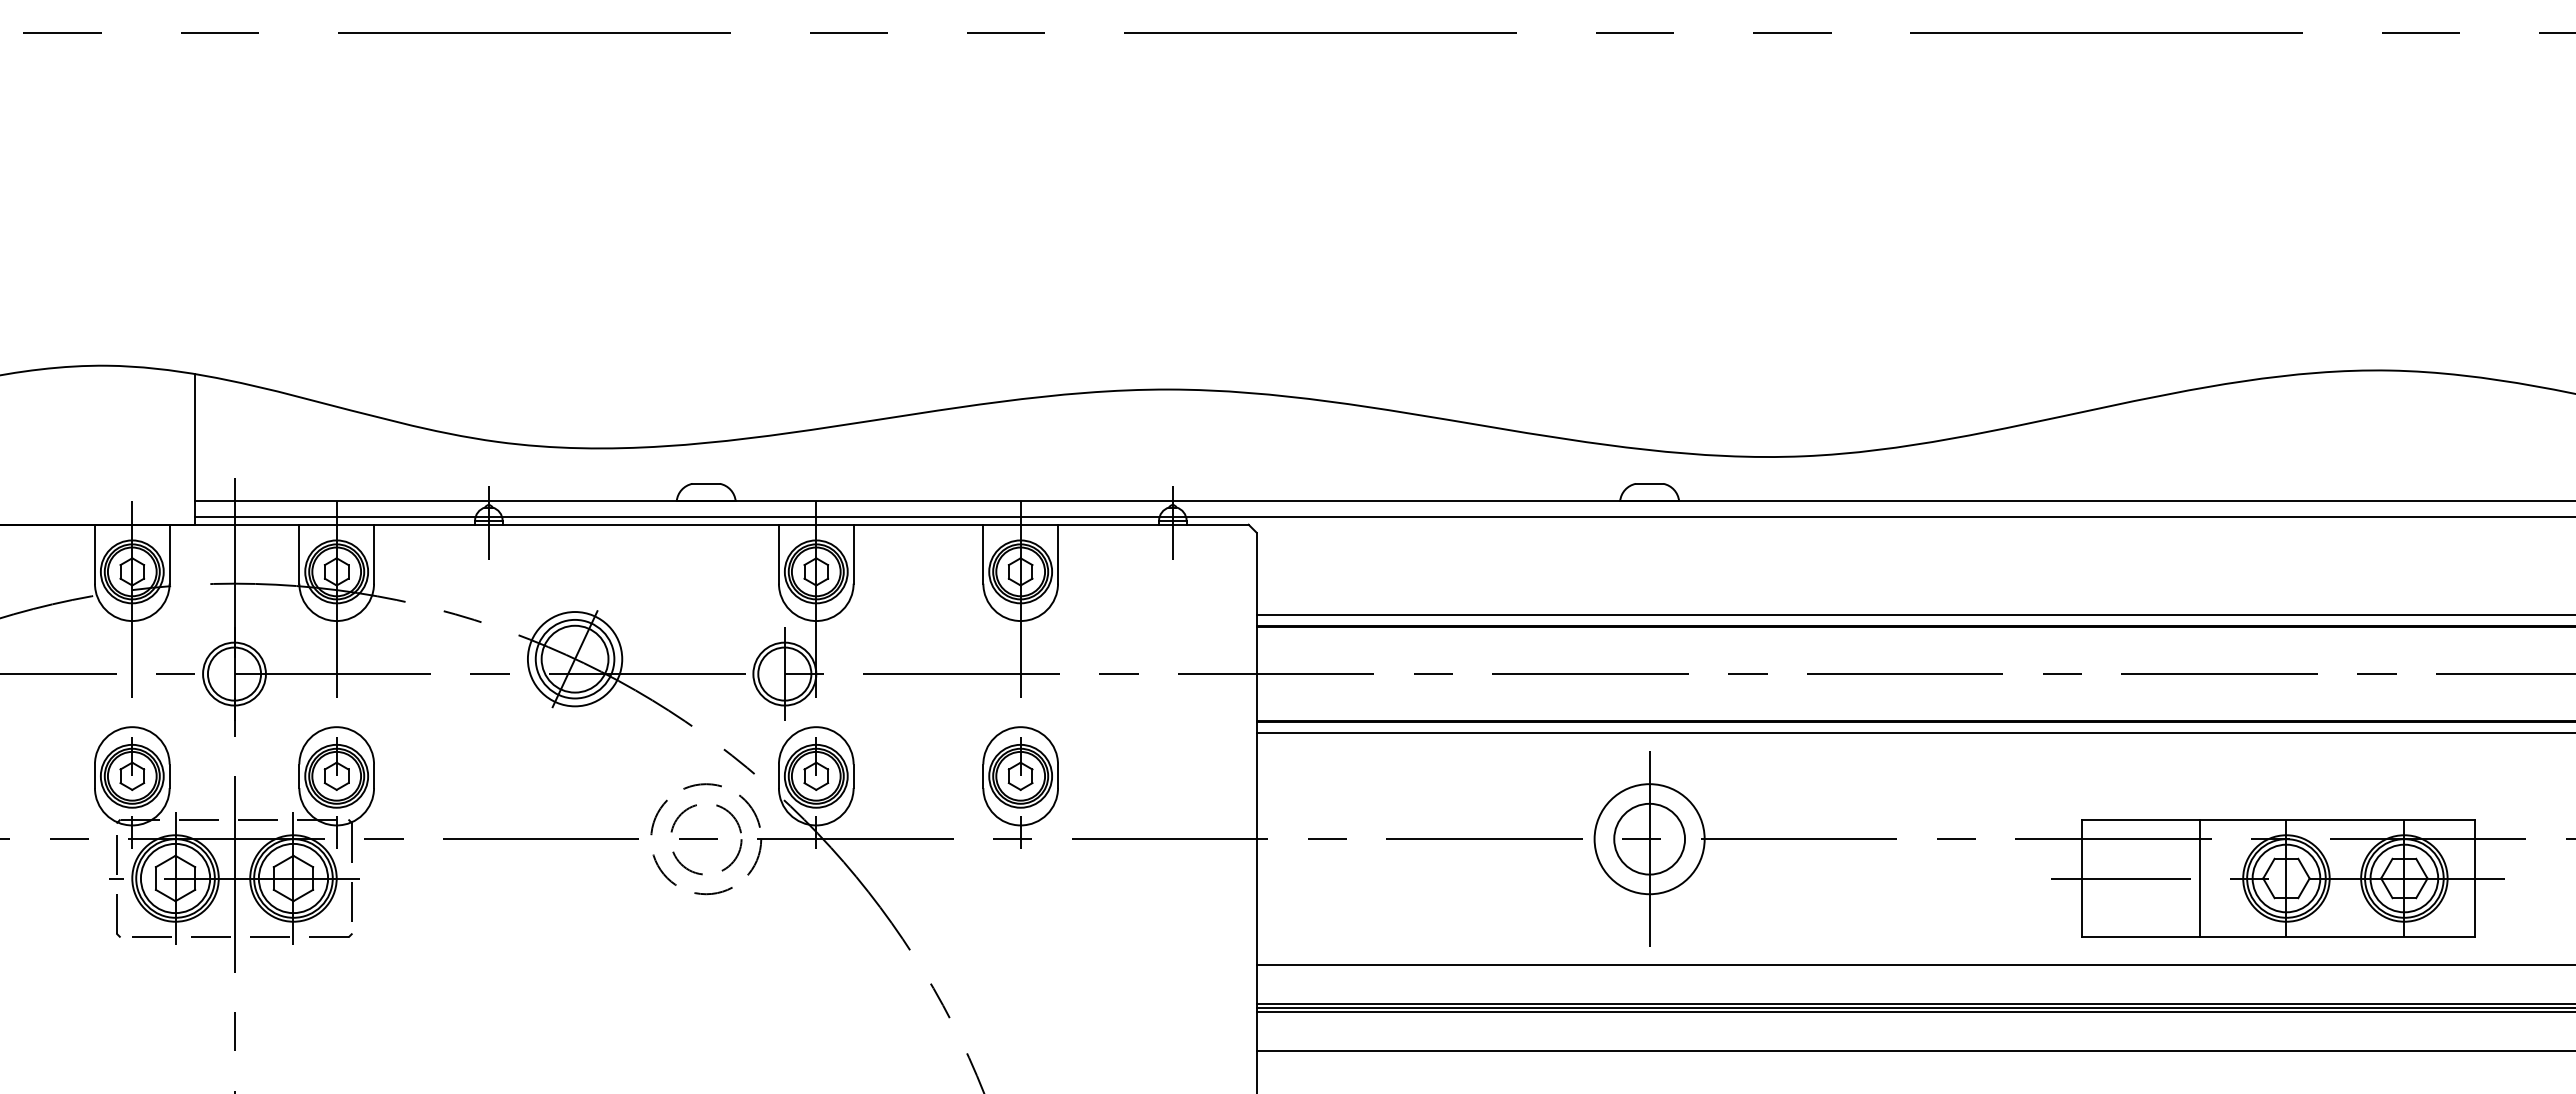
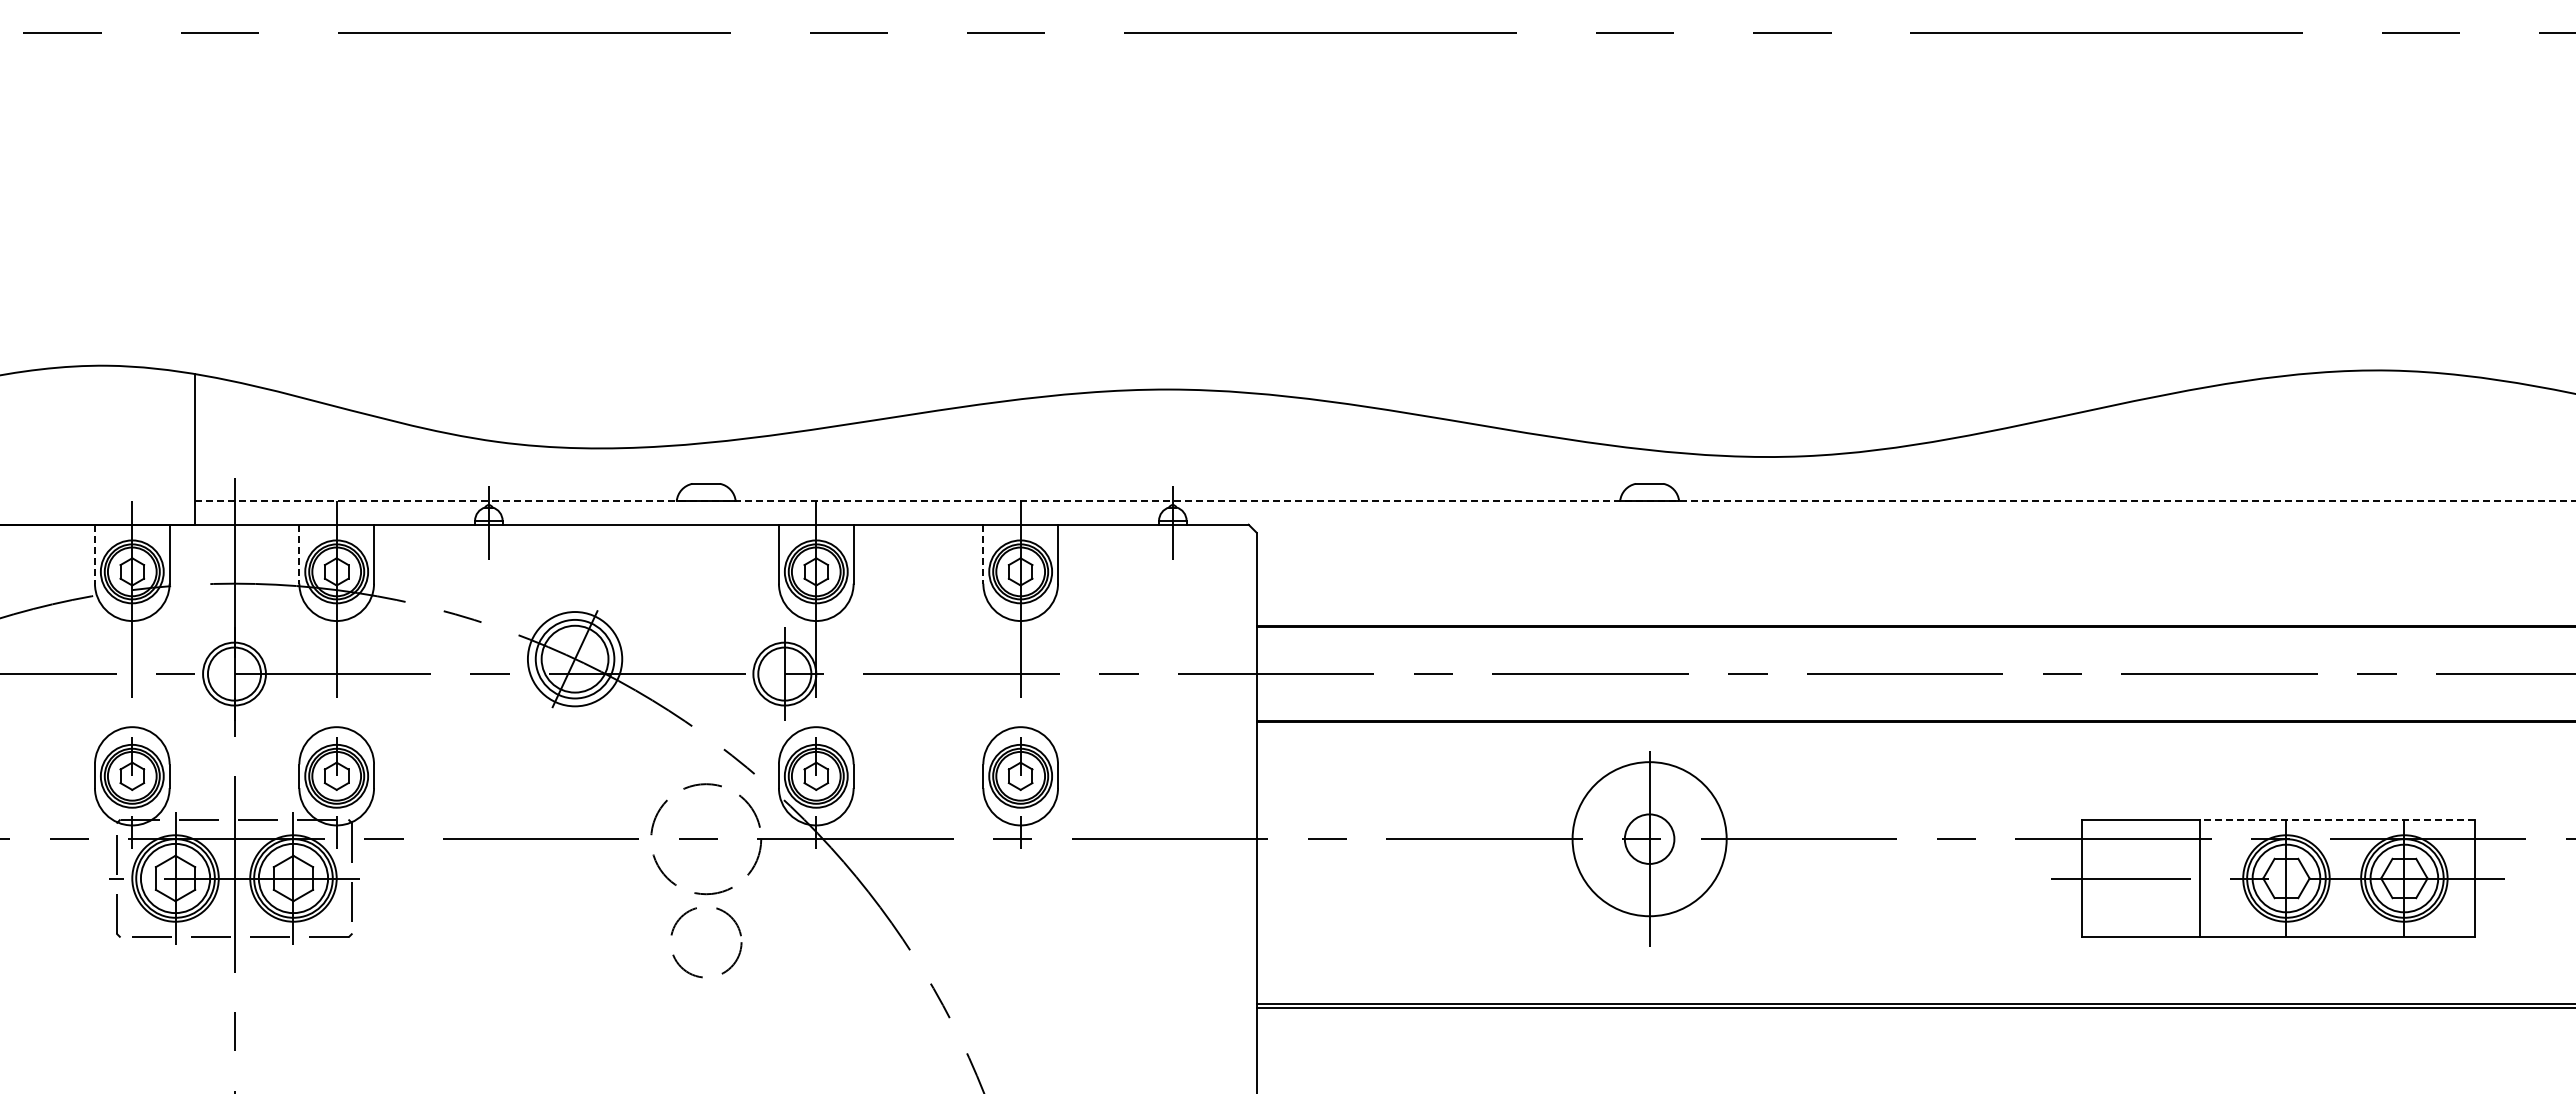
line: solid -> dashed (1386, 501)
line: present -> none (1383, 516)
line: solid -> dashed (94, 554)
line: solid -> dashed (299, 554)
line: solid -> dashed (983, 554)
line: present -> none (1914, 615)
line: present -> none (1914, 733)
line: solid -> dashed (2337, 819)
circle diameter: 71 px -> 50 px (1649, 838)
circle position: (706, 839) -> (706, 942) (706, 942)
circle diameter: 110 px -> 154 px (1649, 839)
line: present -> none (1914, 964)
line: present -> none (1914, 1012)
line: present -> none (1914, 1051)
